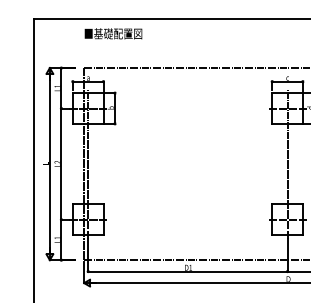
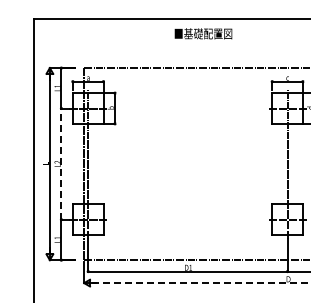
text position: (113, 33) -> (203, 33) (203, 33)
line: solid -> dashed (61, 164)
line: solid -> dashed (200, 283)
